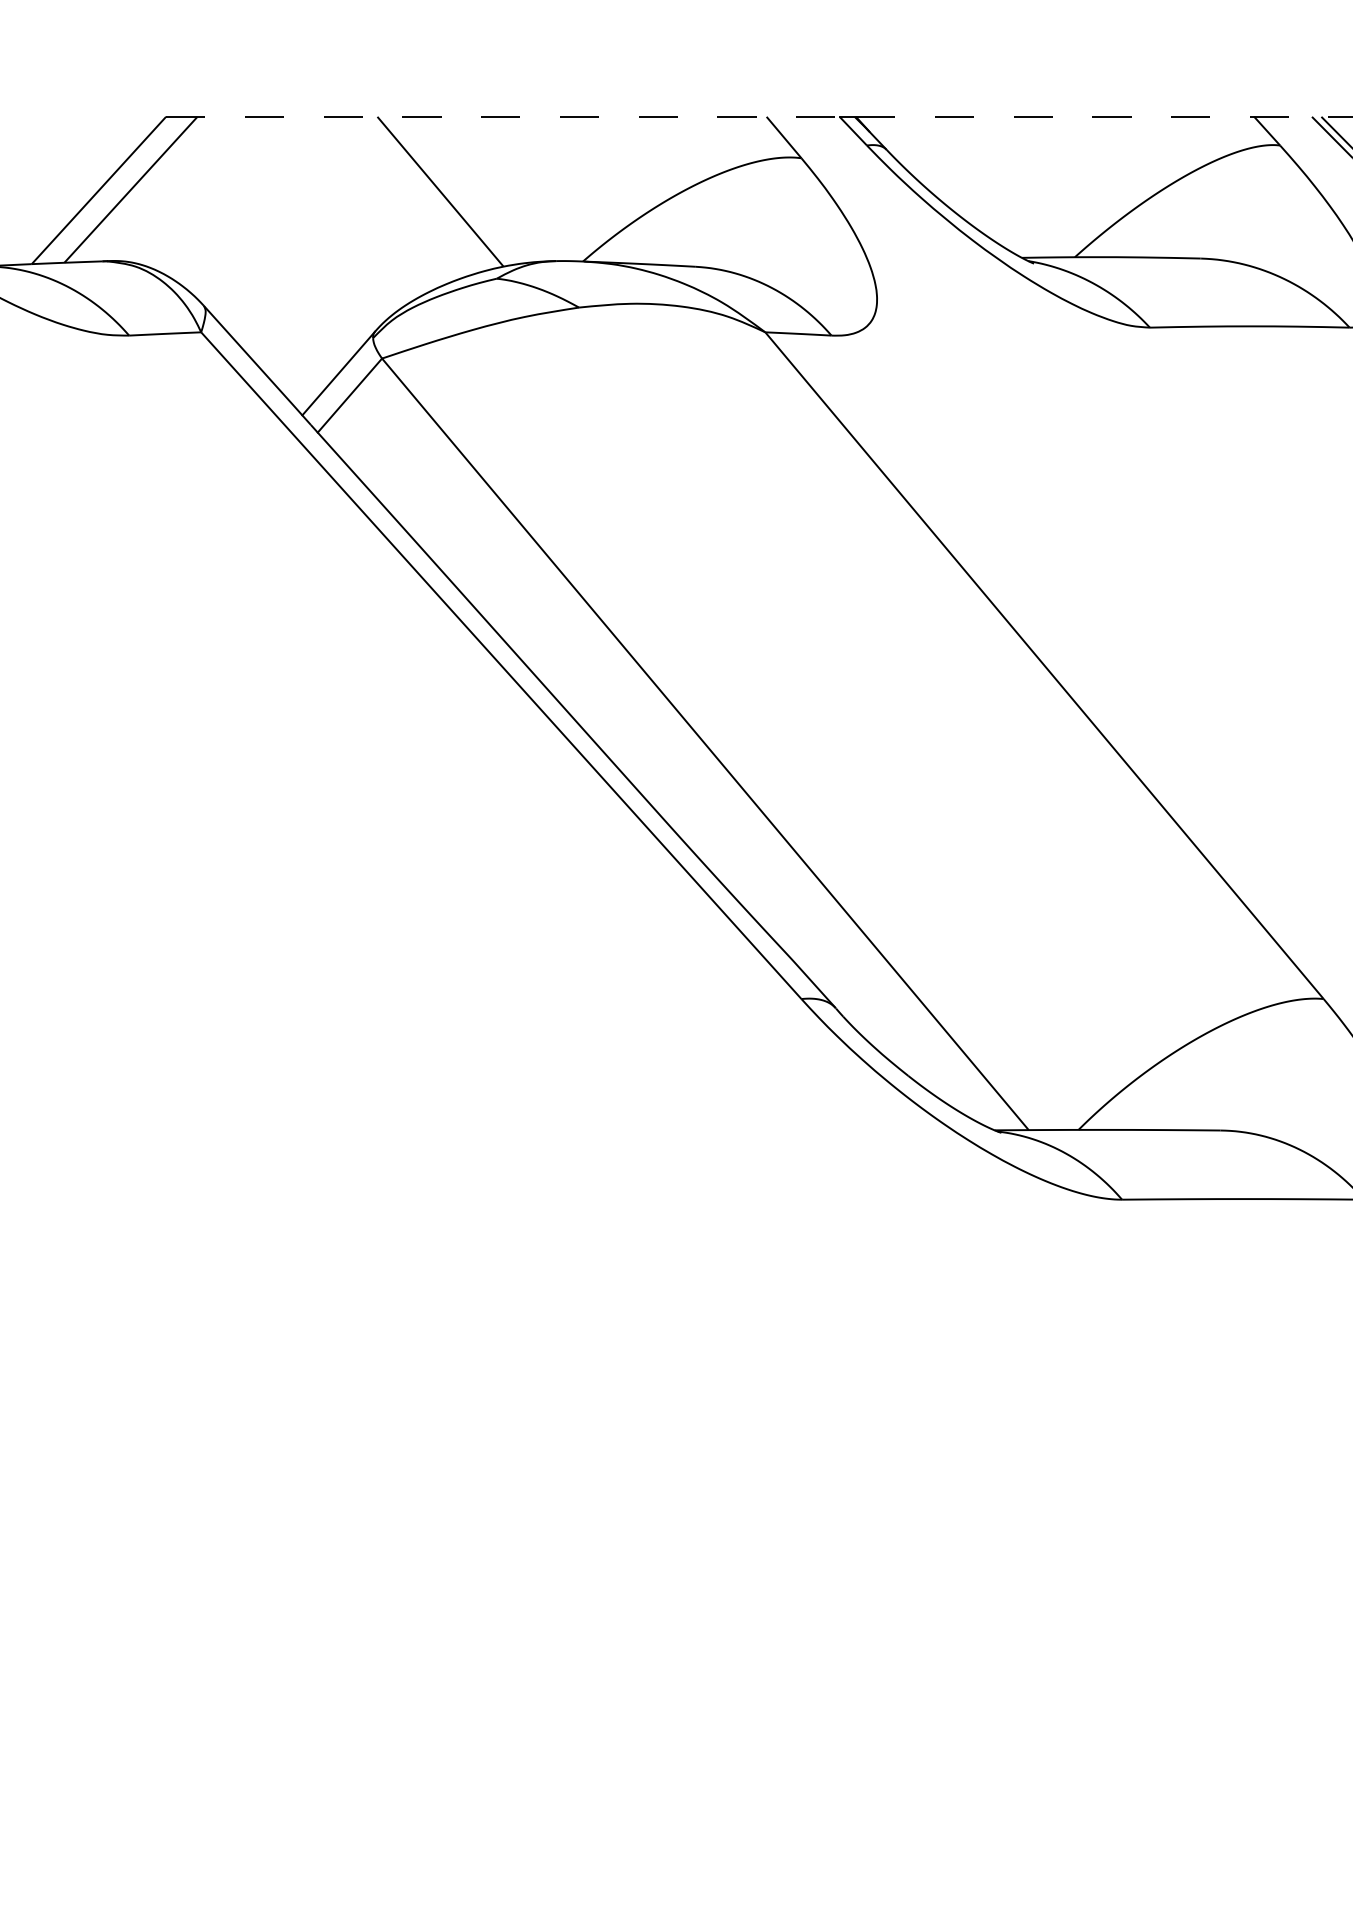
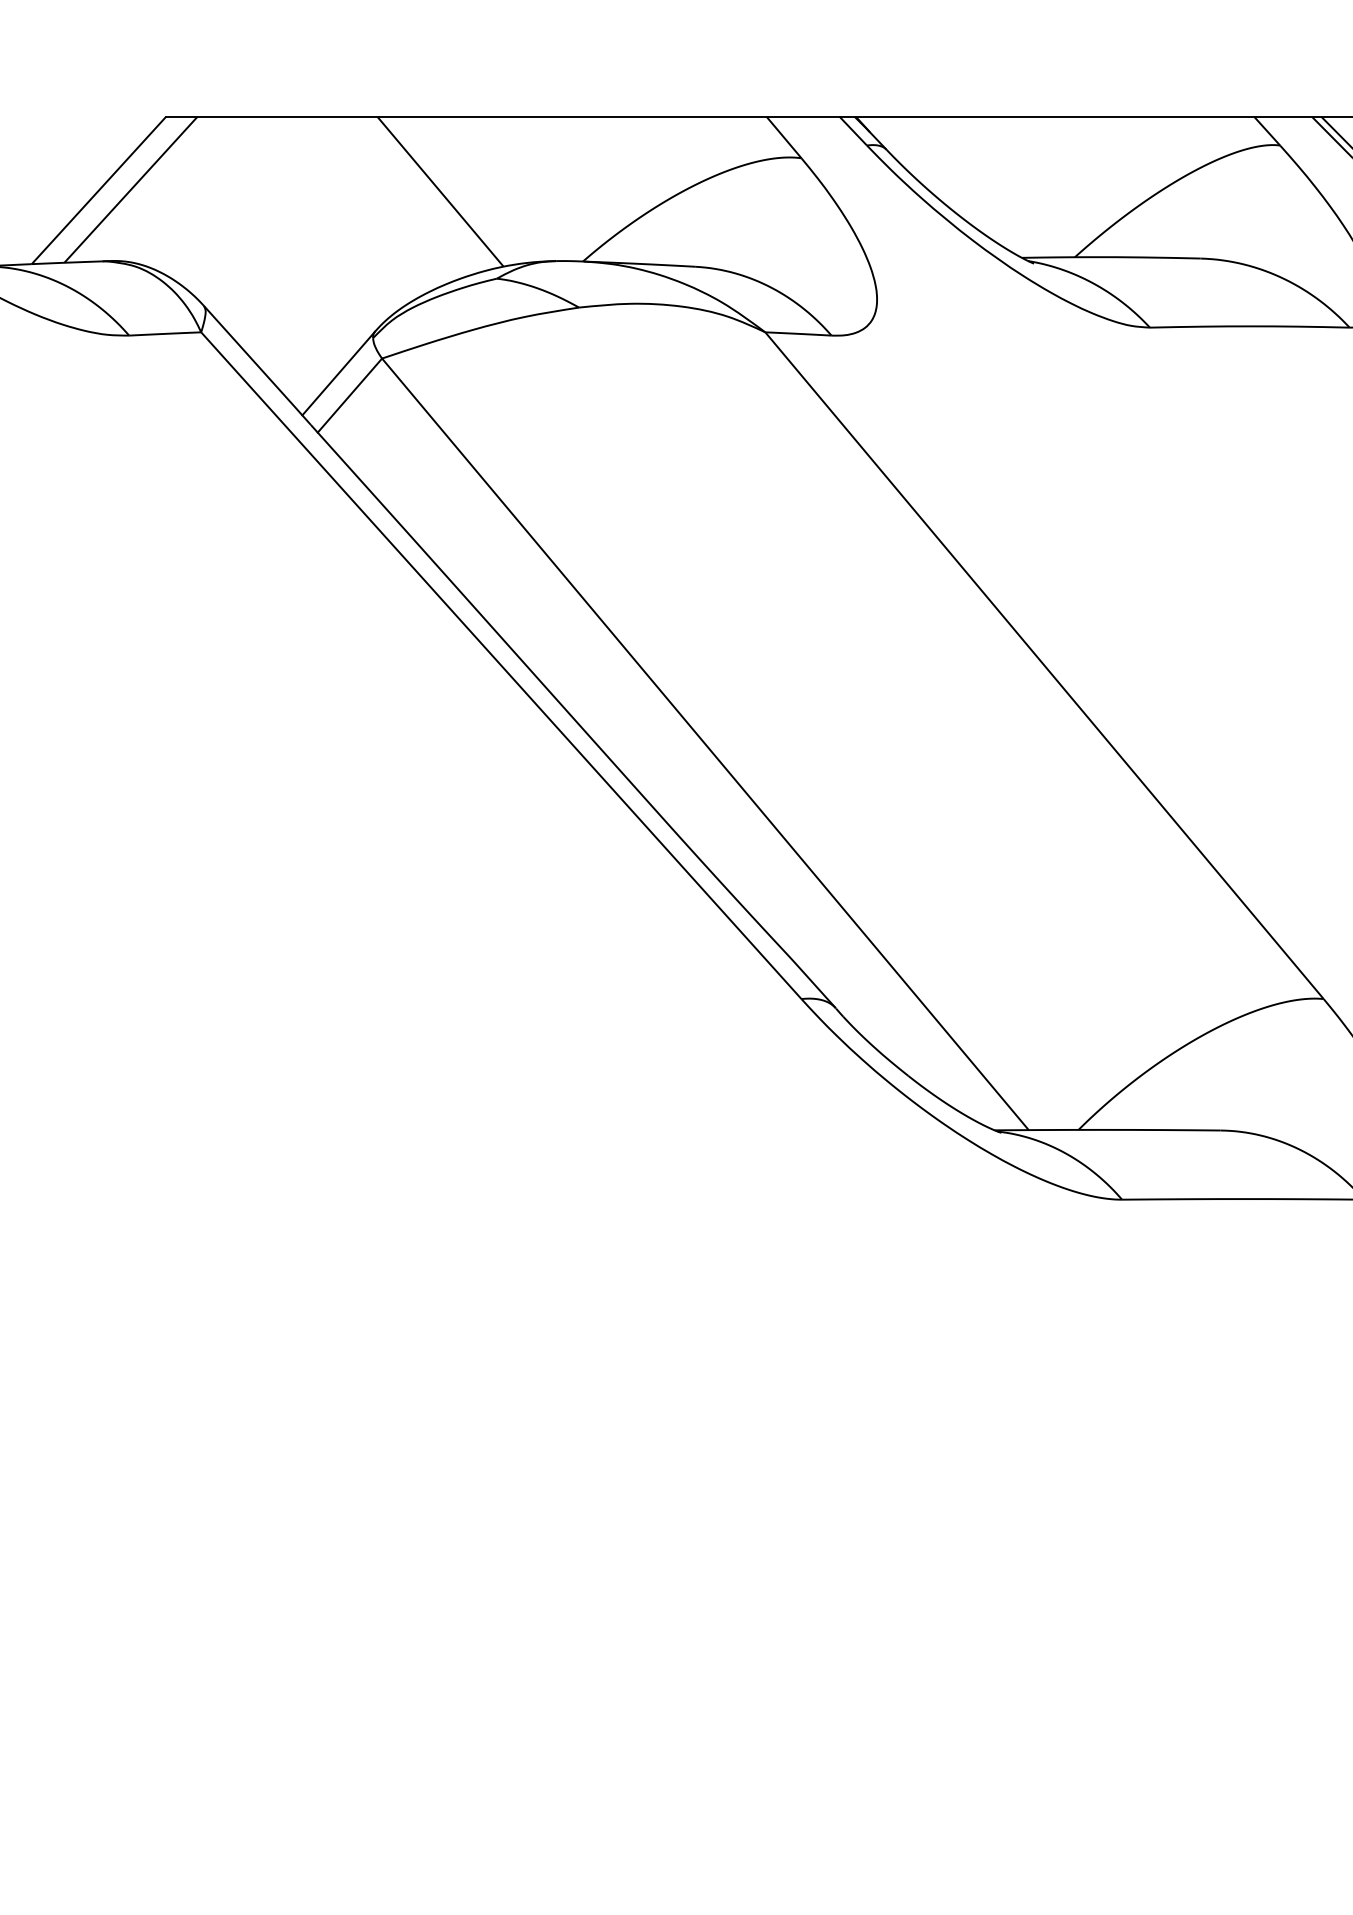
line: dashed -> solid (502, 116)
line: dashed -> solid (1104, 116)
